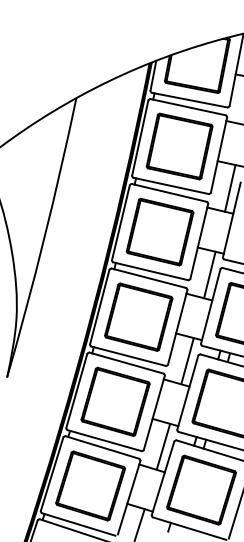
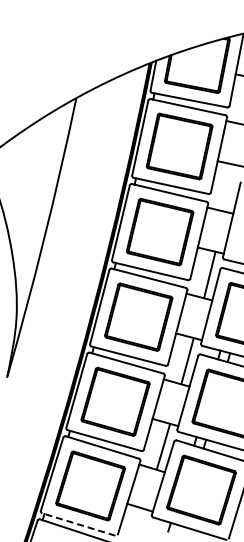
line: present -> none (230, 188)
line: present -> none (139, 523)
line: solid -> dashed (78, 524)
